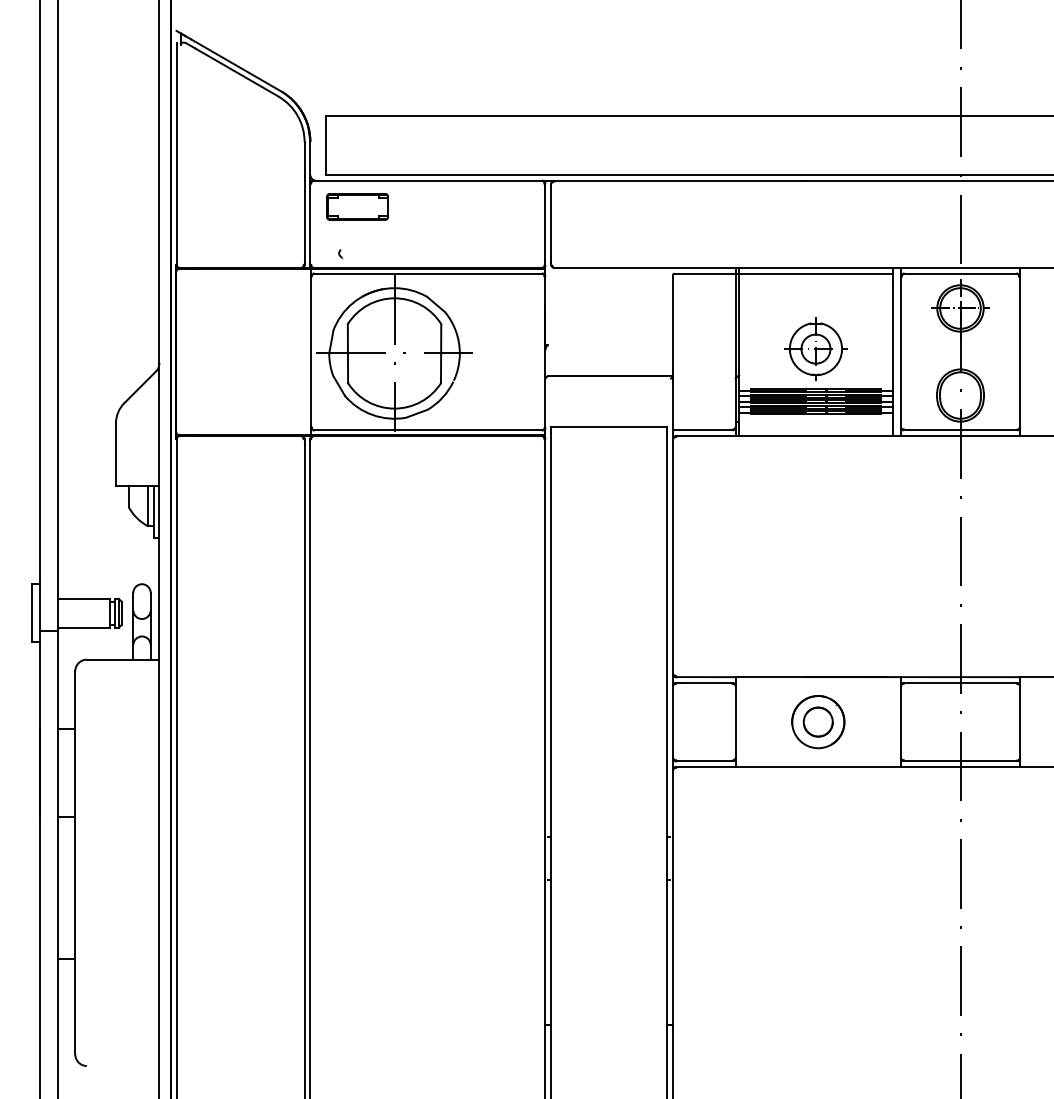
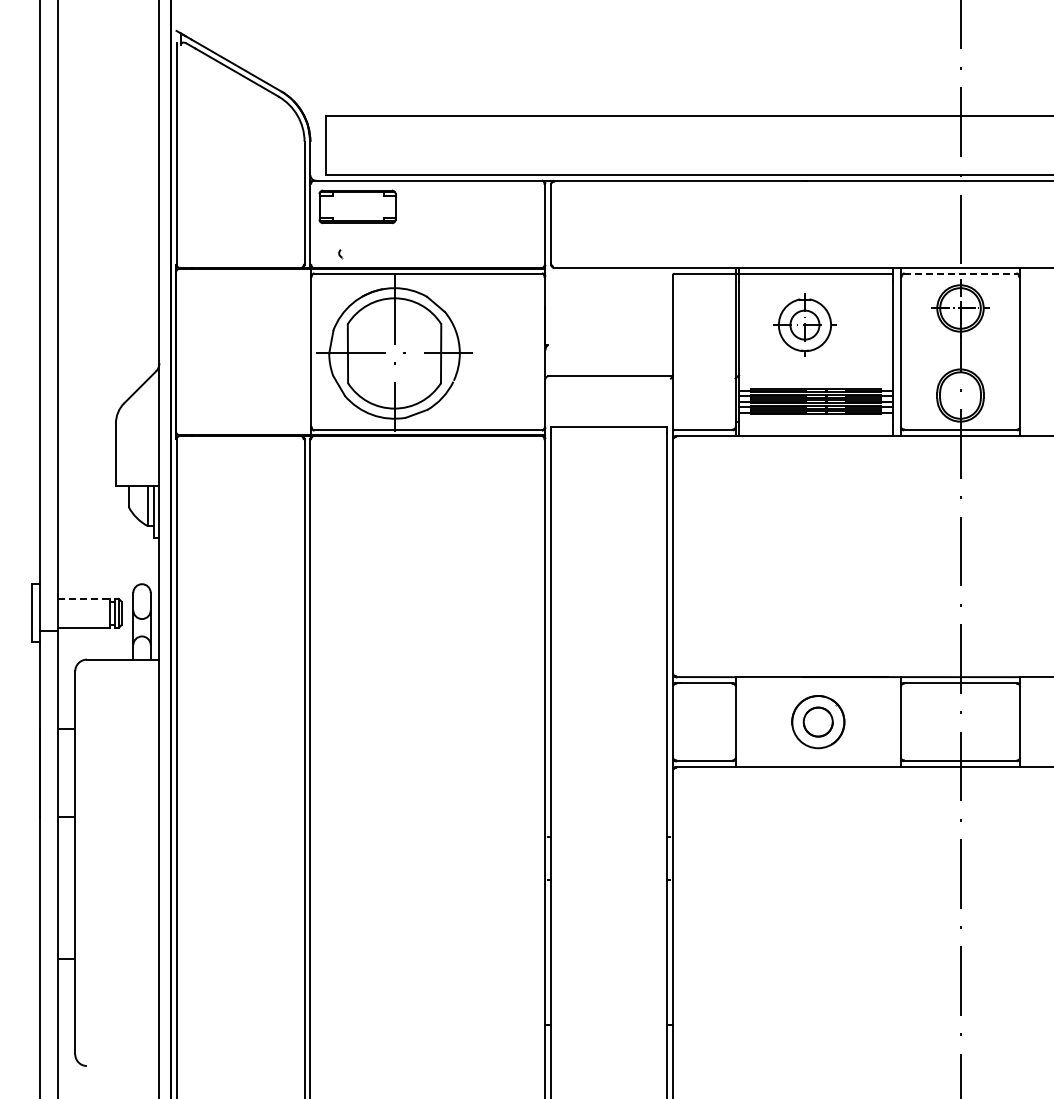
part size: 63x28 px -> 79x35 px (357, 206)
line: solid -> dashed (960, 273)
part position: (815, 348) -> (804, 324) (804, 324)
line: solid -> dashed (84, 598)
